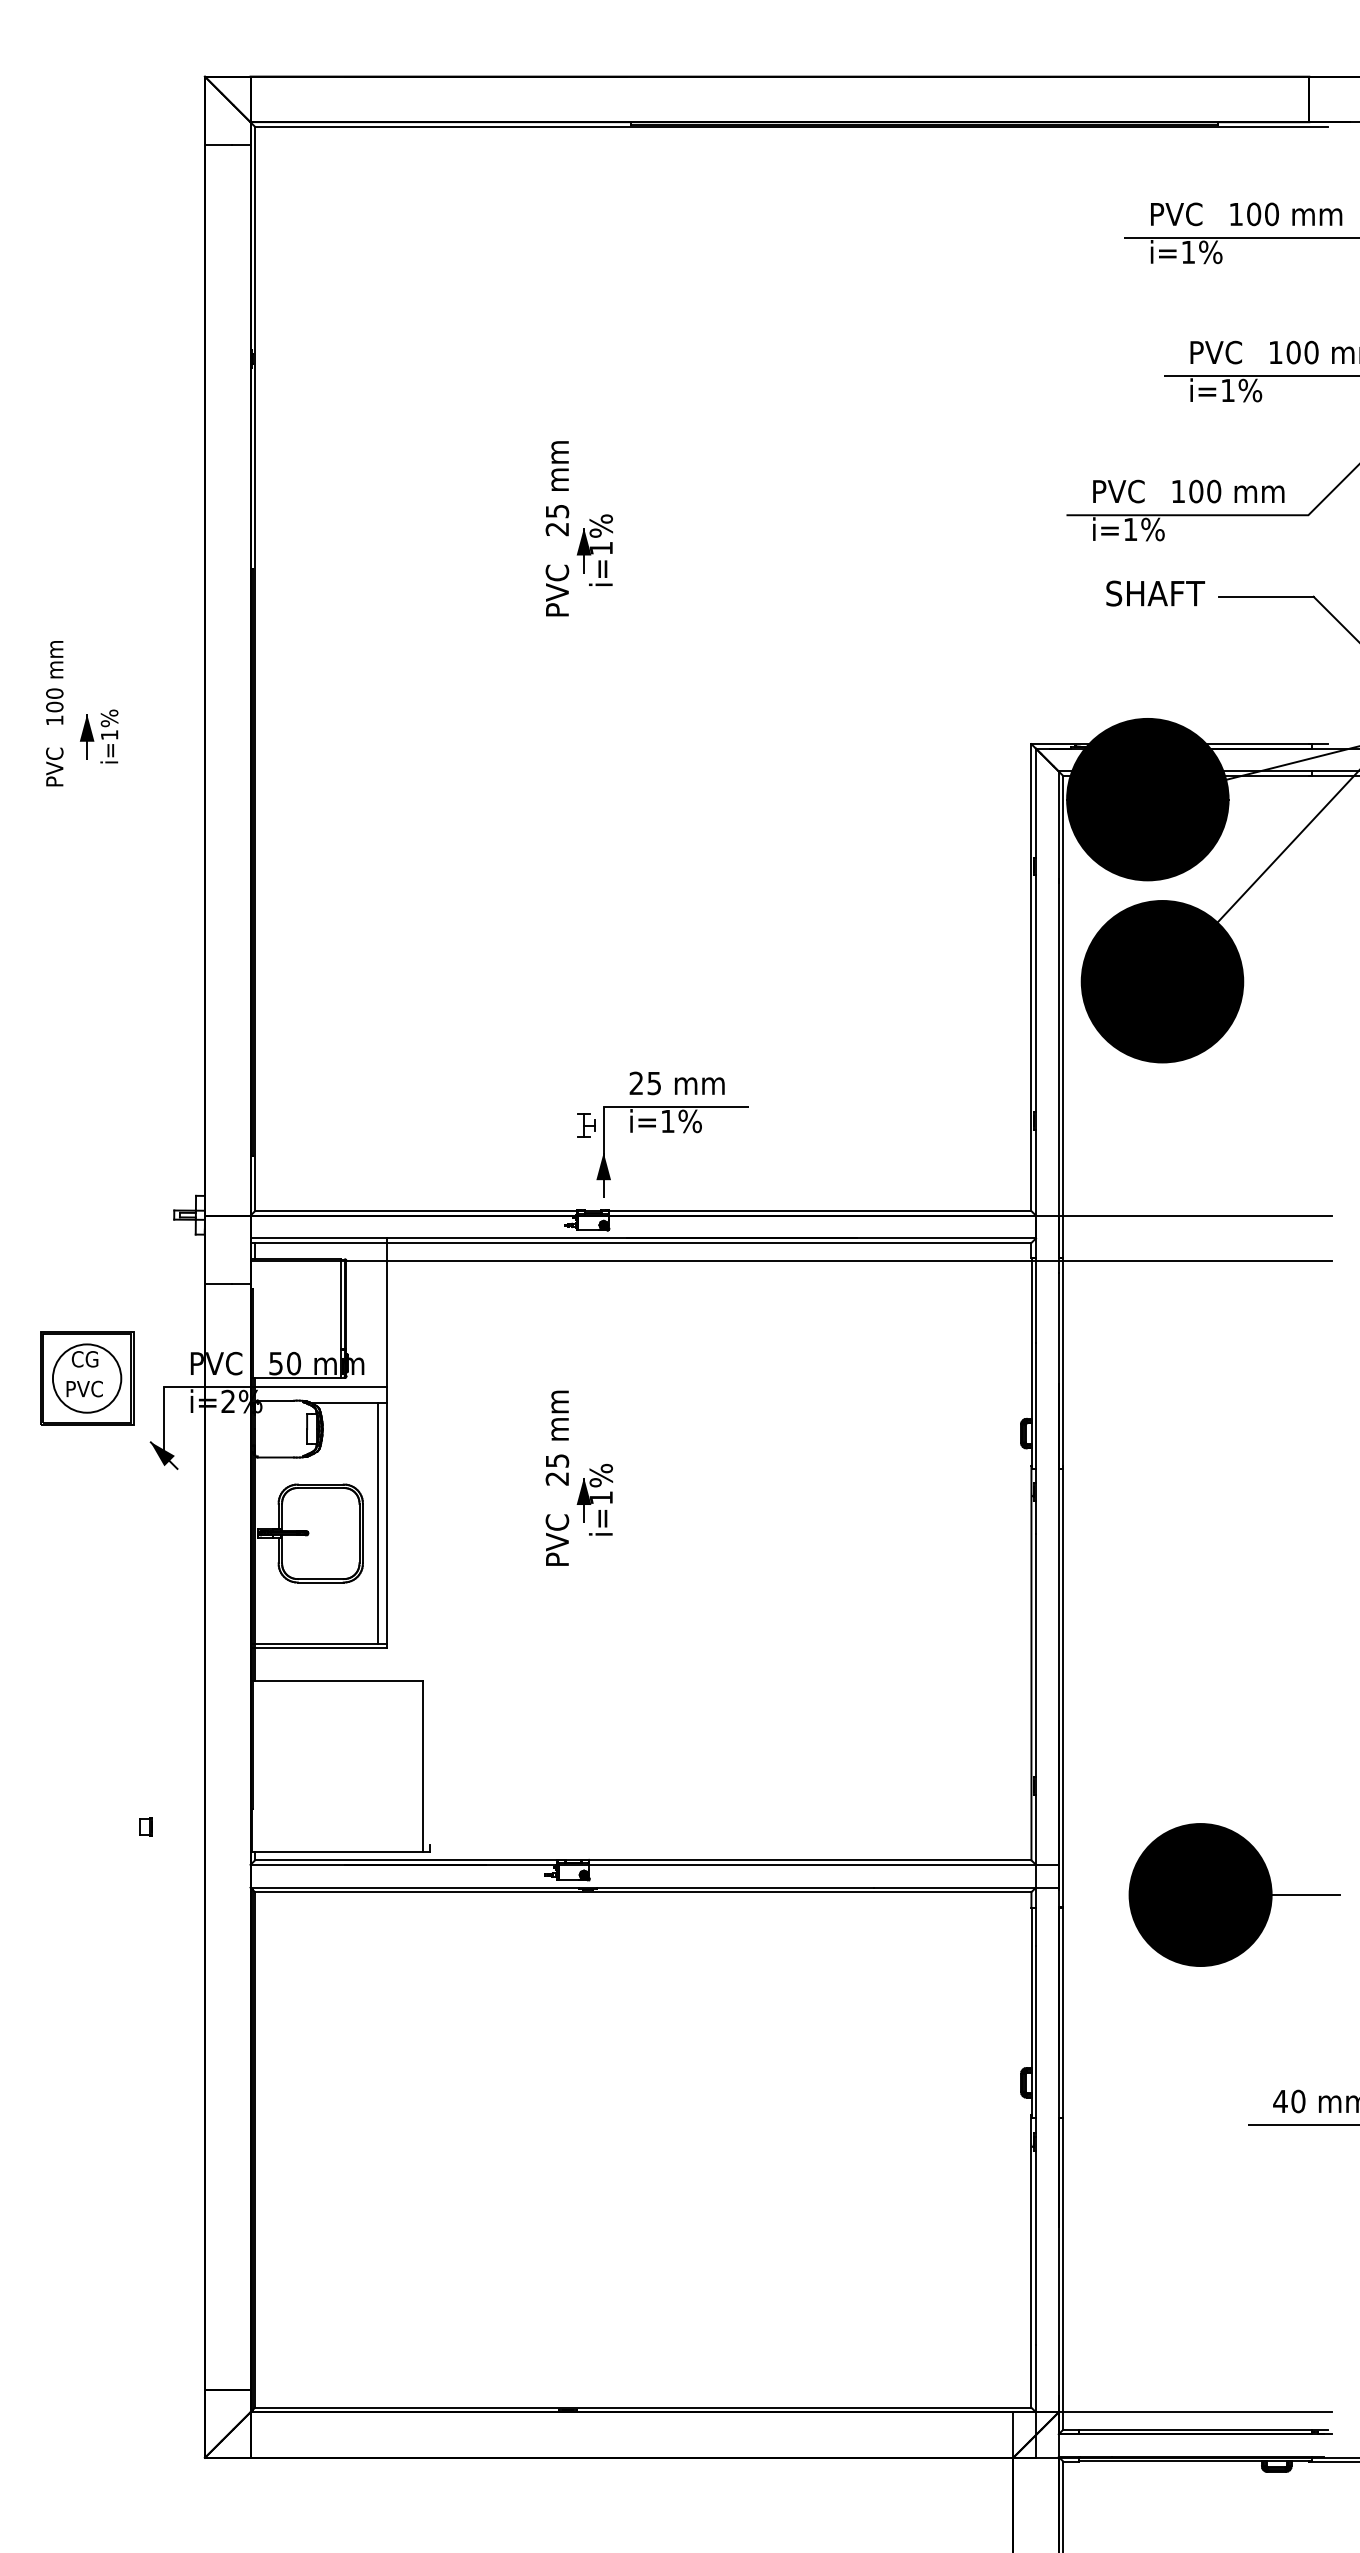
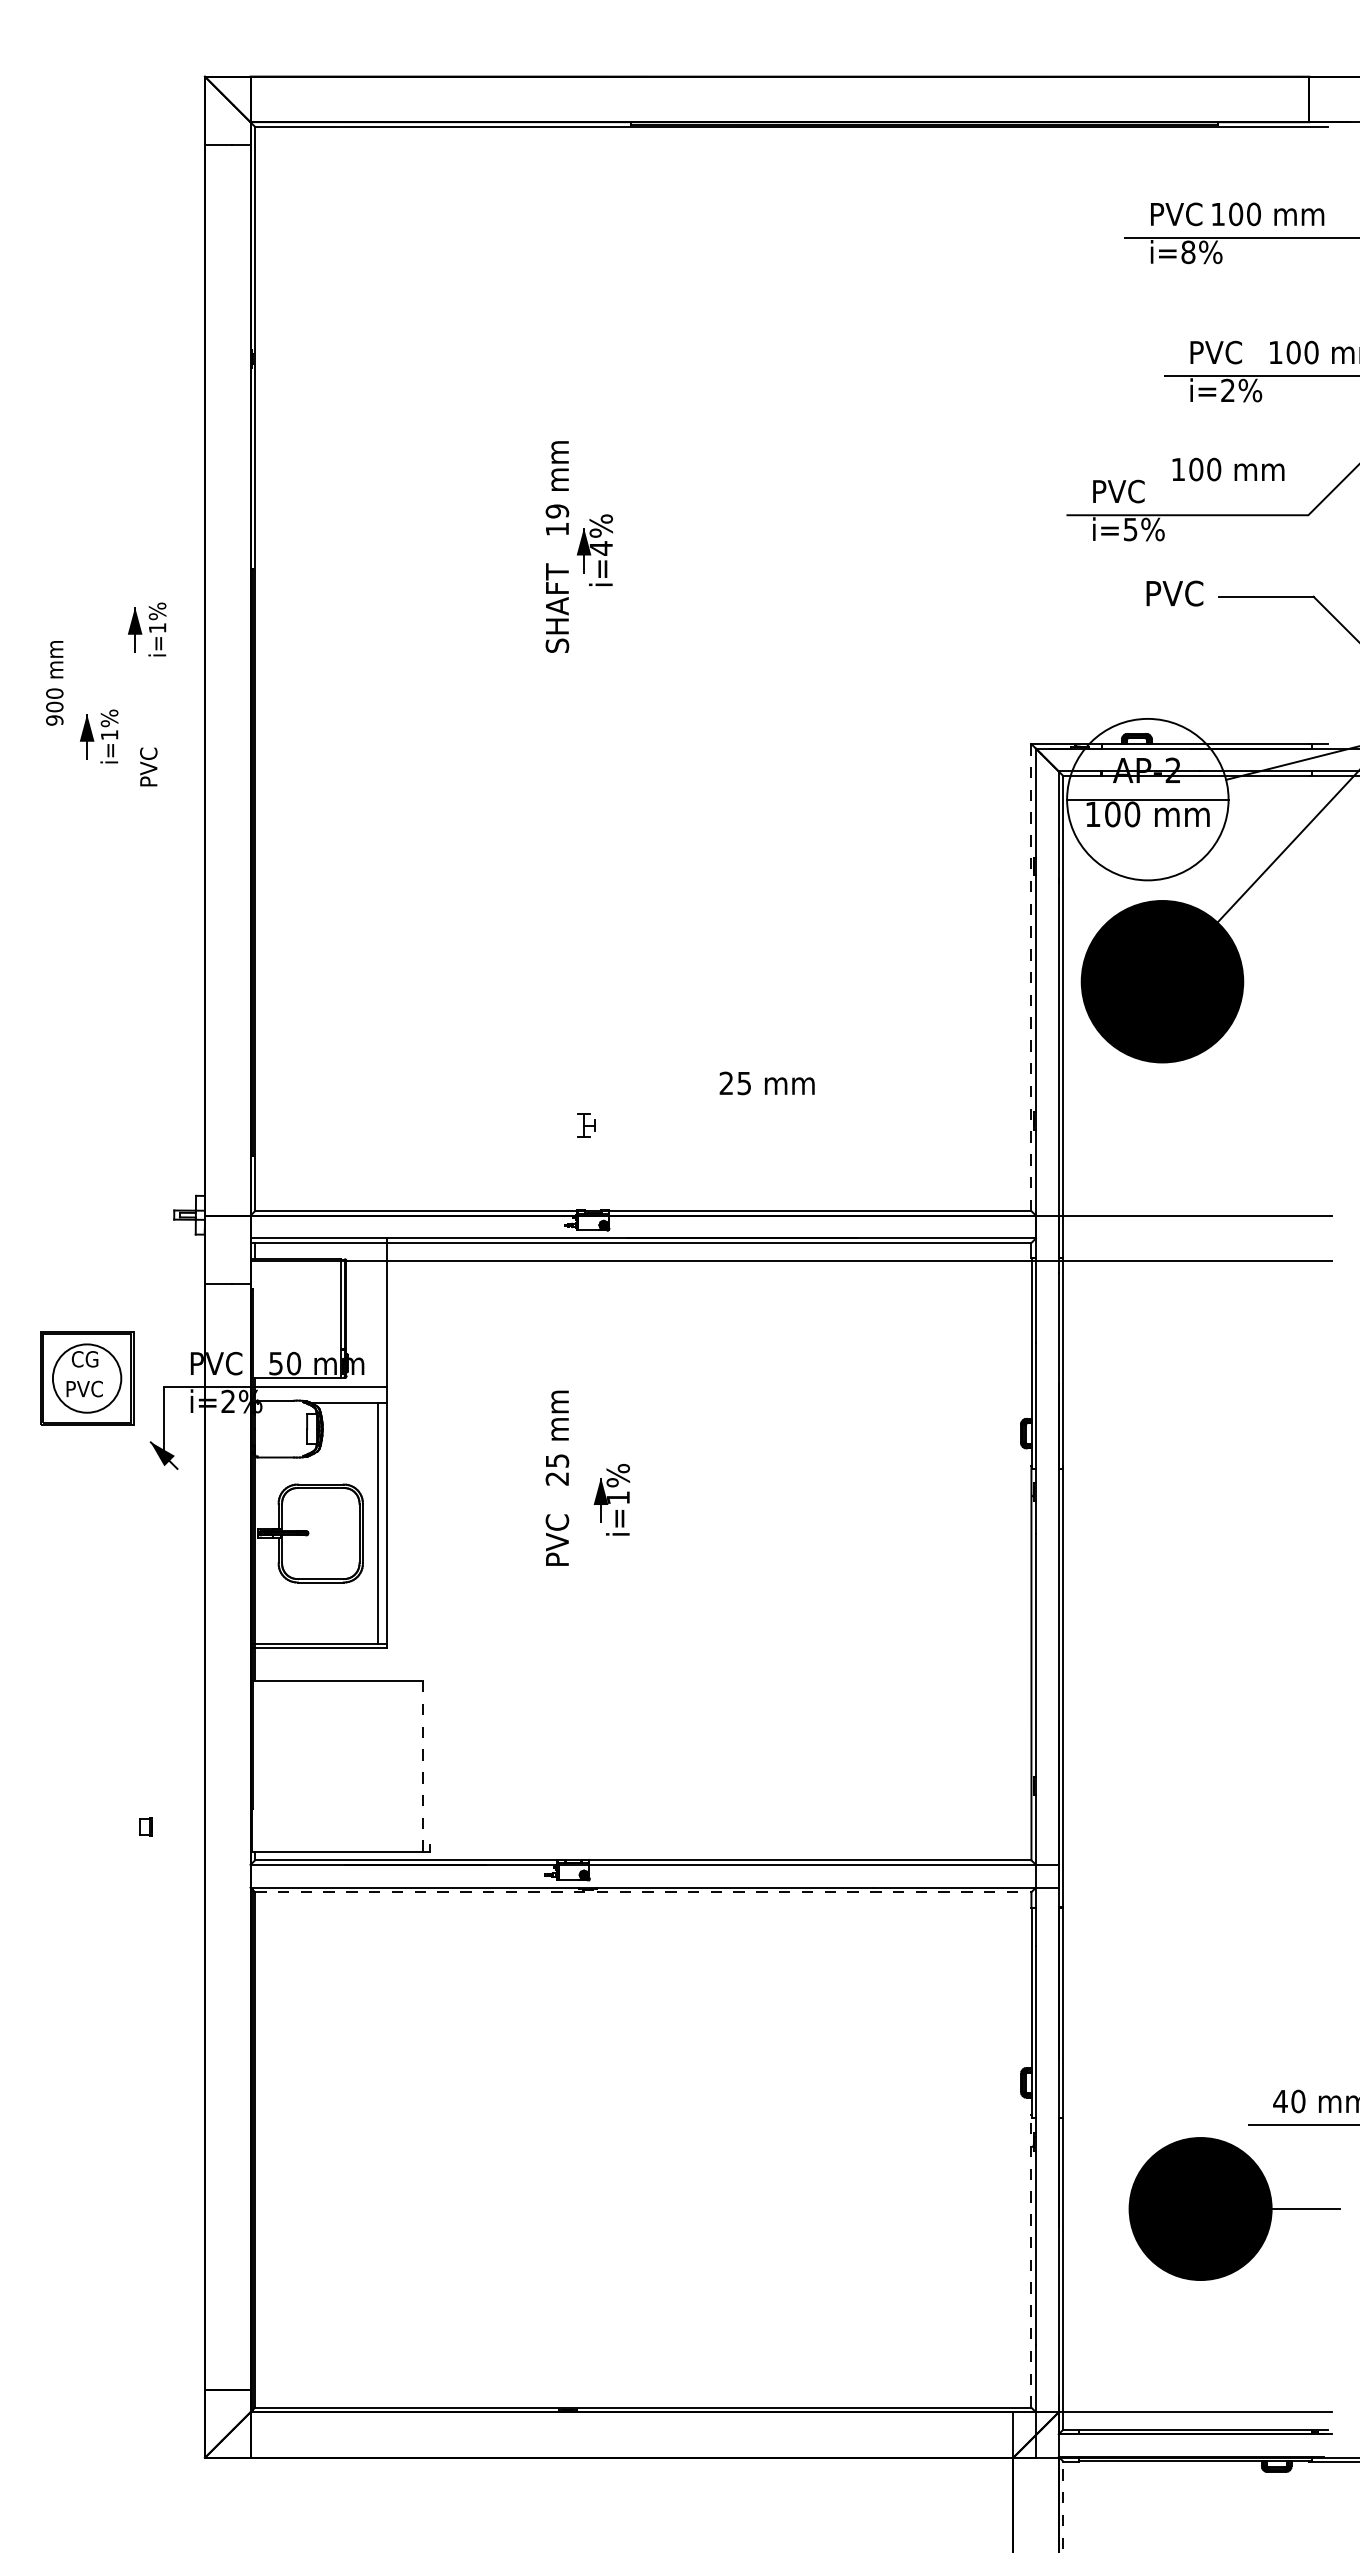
text position: (1286, 214) -> (1268, 214) (1268, 214)
text: i=1% -> i=8% (1188, 252)
text: i=1% -> i=2% (1227, 389)
text position: (1228, 491) -> (1228, 469) (1228, 469)
text: 25 -> 19 (556, 520)
text: i=1% -> i=5% (1130, 529)
text: i=1% -> i=4% (600, 548)
text: SHAFT -> PVC (1155, 593)
text: PVC -> SHAFT (557, 607)
part: none -> present (147, 629)
text: 100 -> 900 (54, 720)
text position: (54, 766) -> (148, 766) (148, 766)
fill: present -> none (1147, 799)
line: solid -> dashed (1031, 977)
text position: (676, 1083) -> (766, 1083) (766, 1083)
part: present -> none (672, 1132)
part position: (594, 1499) -> (611, 1499) (611, 1499)
line: solid -> dashed (423, 1765)
line: solid -> dashed (643, 1892)
part position: (1234, 1894) -> (1234, 2208) (1234, 2208)
line: solid -> dashed (1031, 2261)
line: solid -> dashed (1063, 2506)
